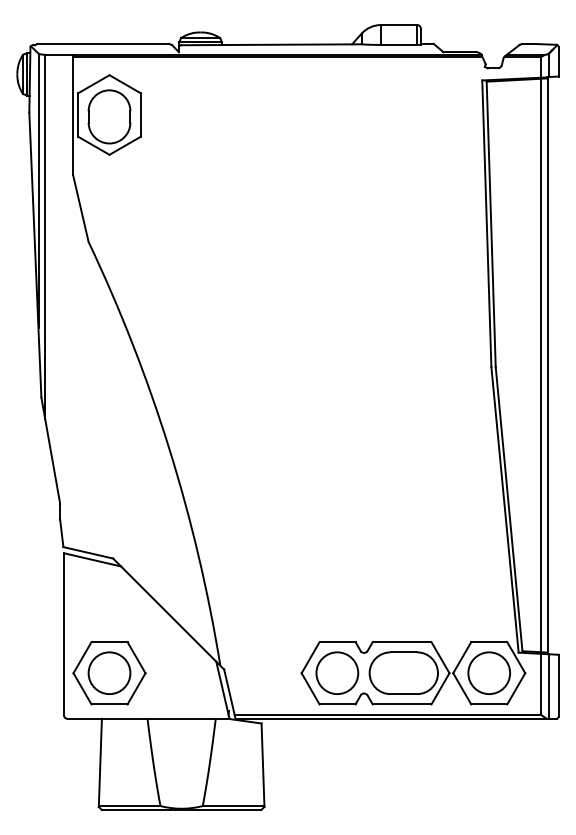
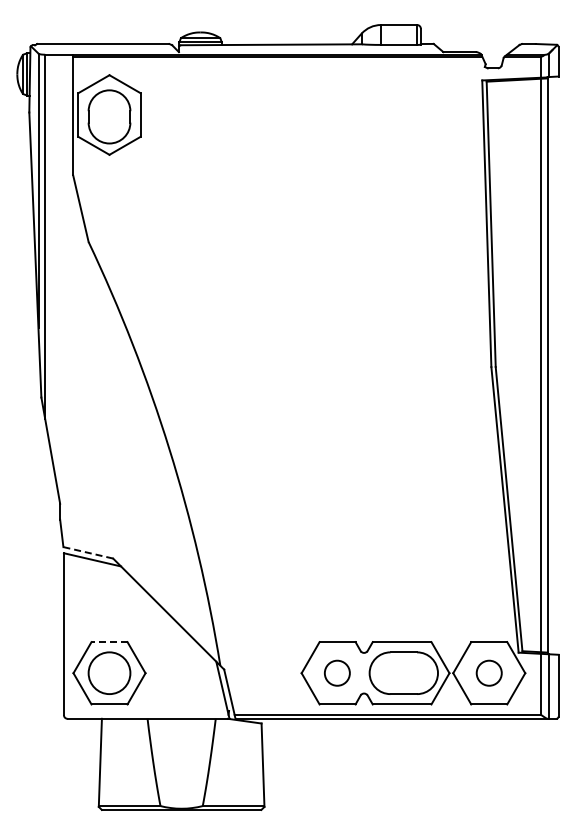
line: solid -> dashed (88, 552)
line: solid -> dashed (109, 642)
circle diameter: 42 px -> 25 px (336, 672)
circle diameter: 42 px -> 25 px (488, 672)
